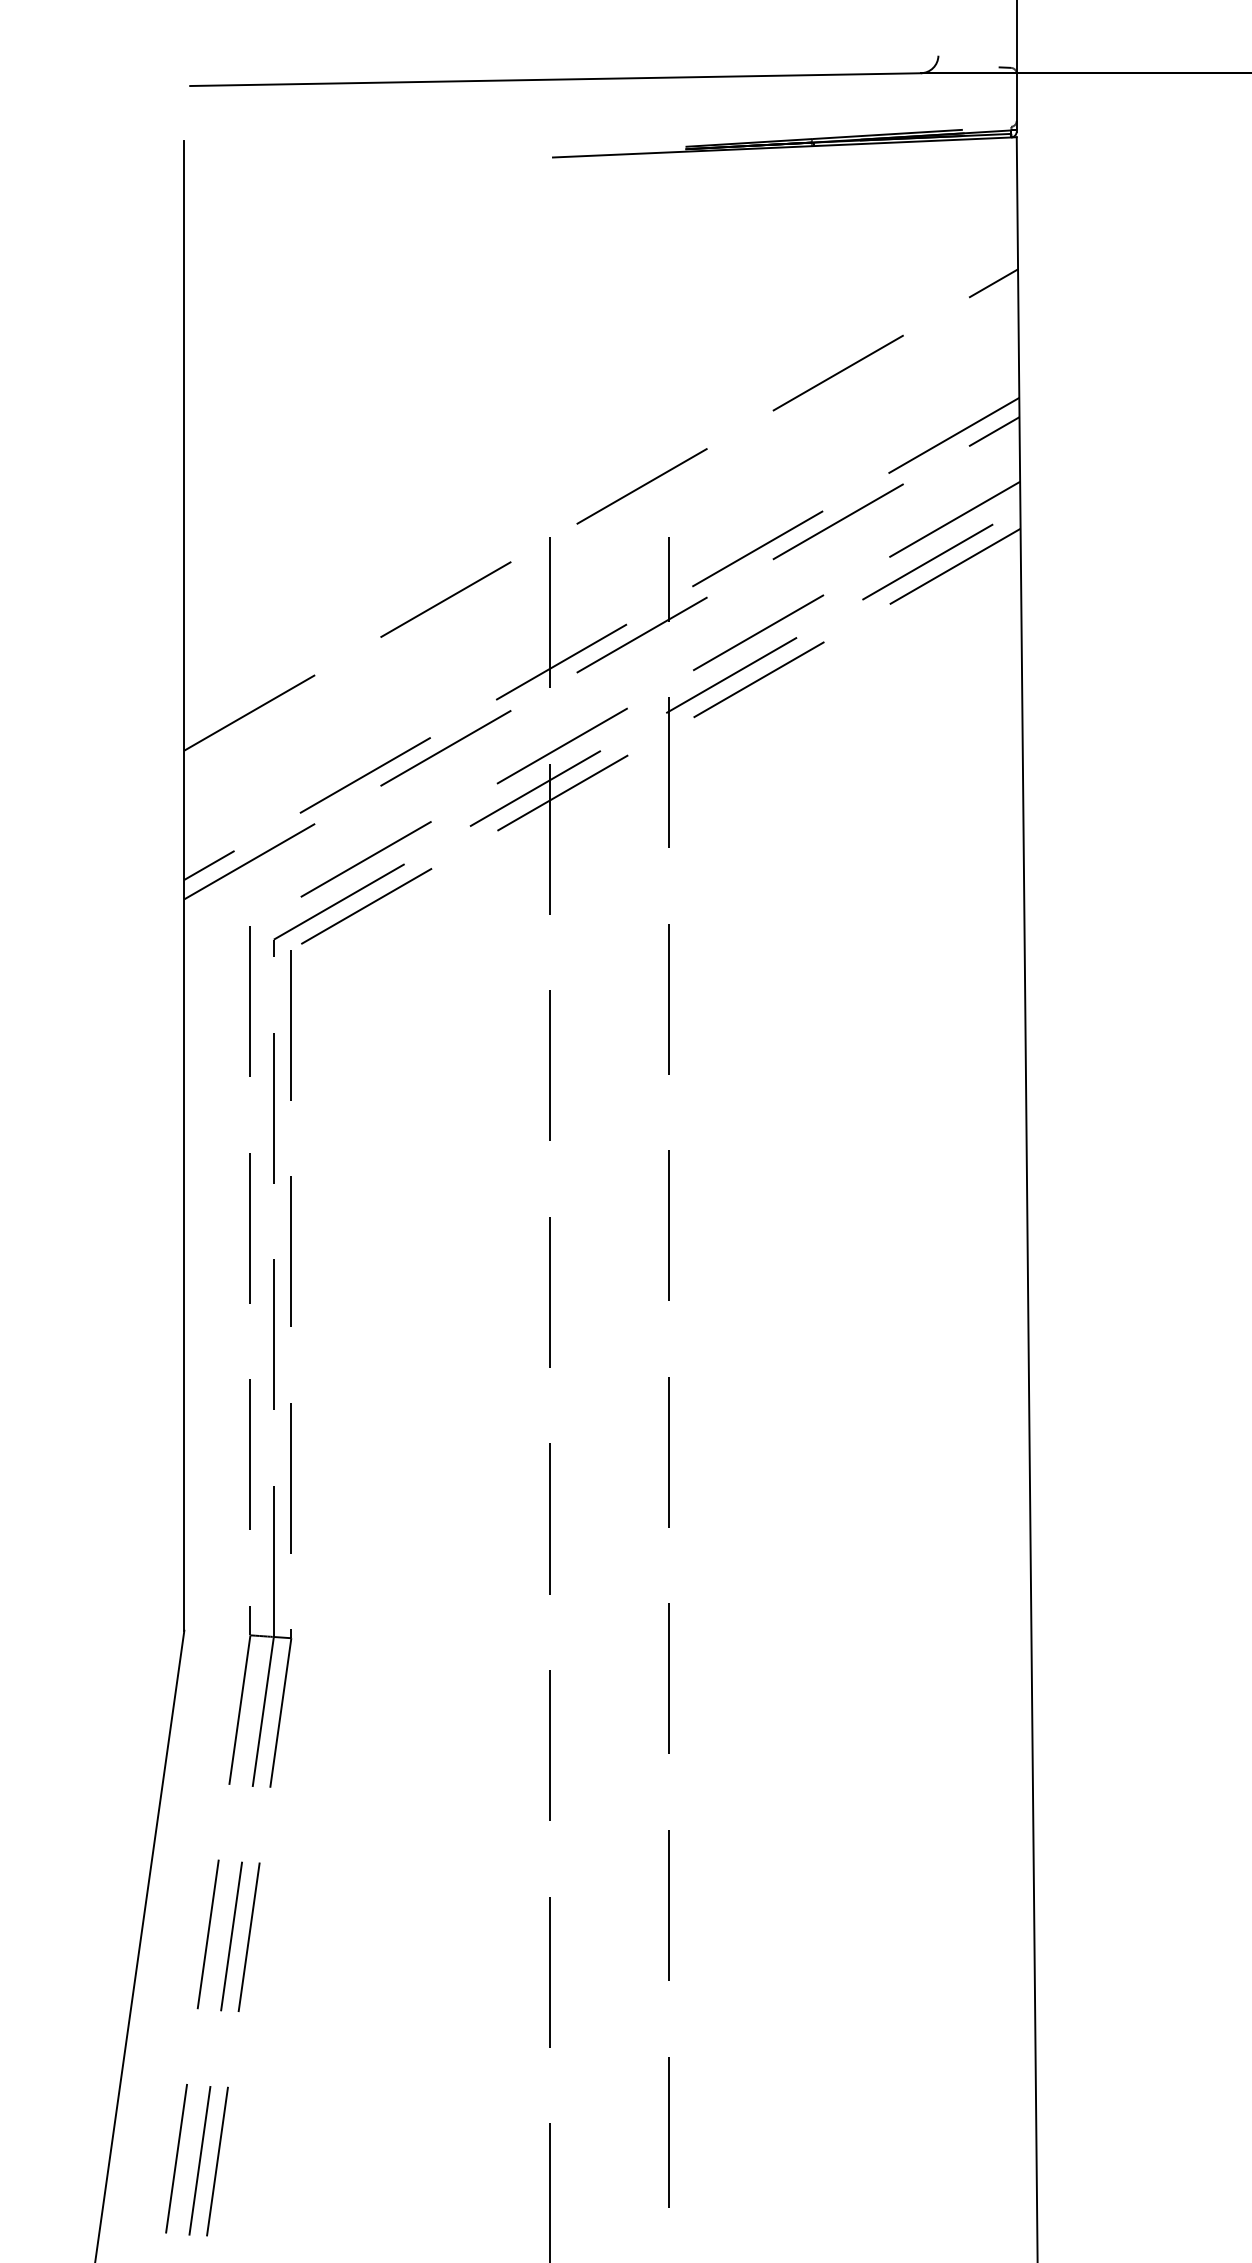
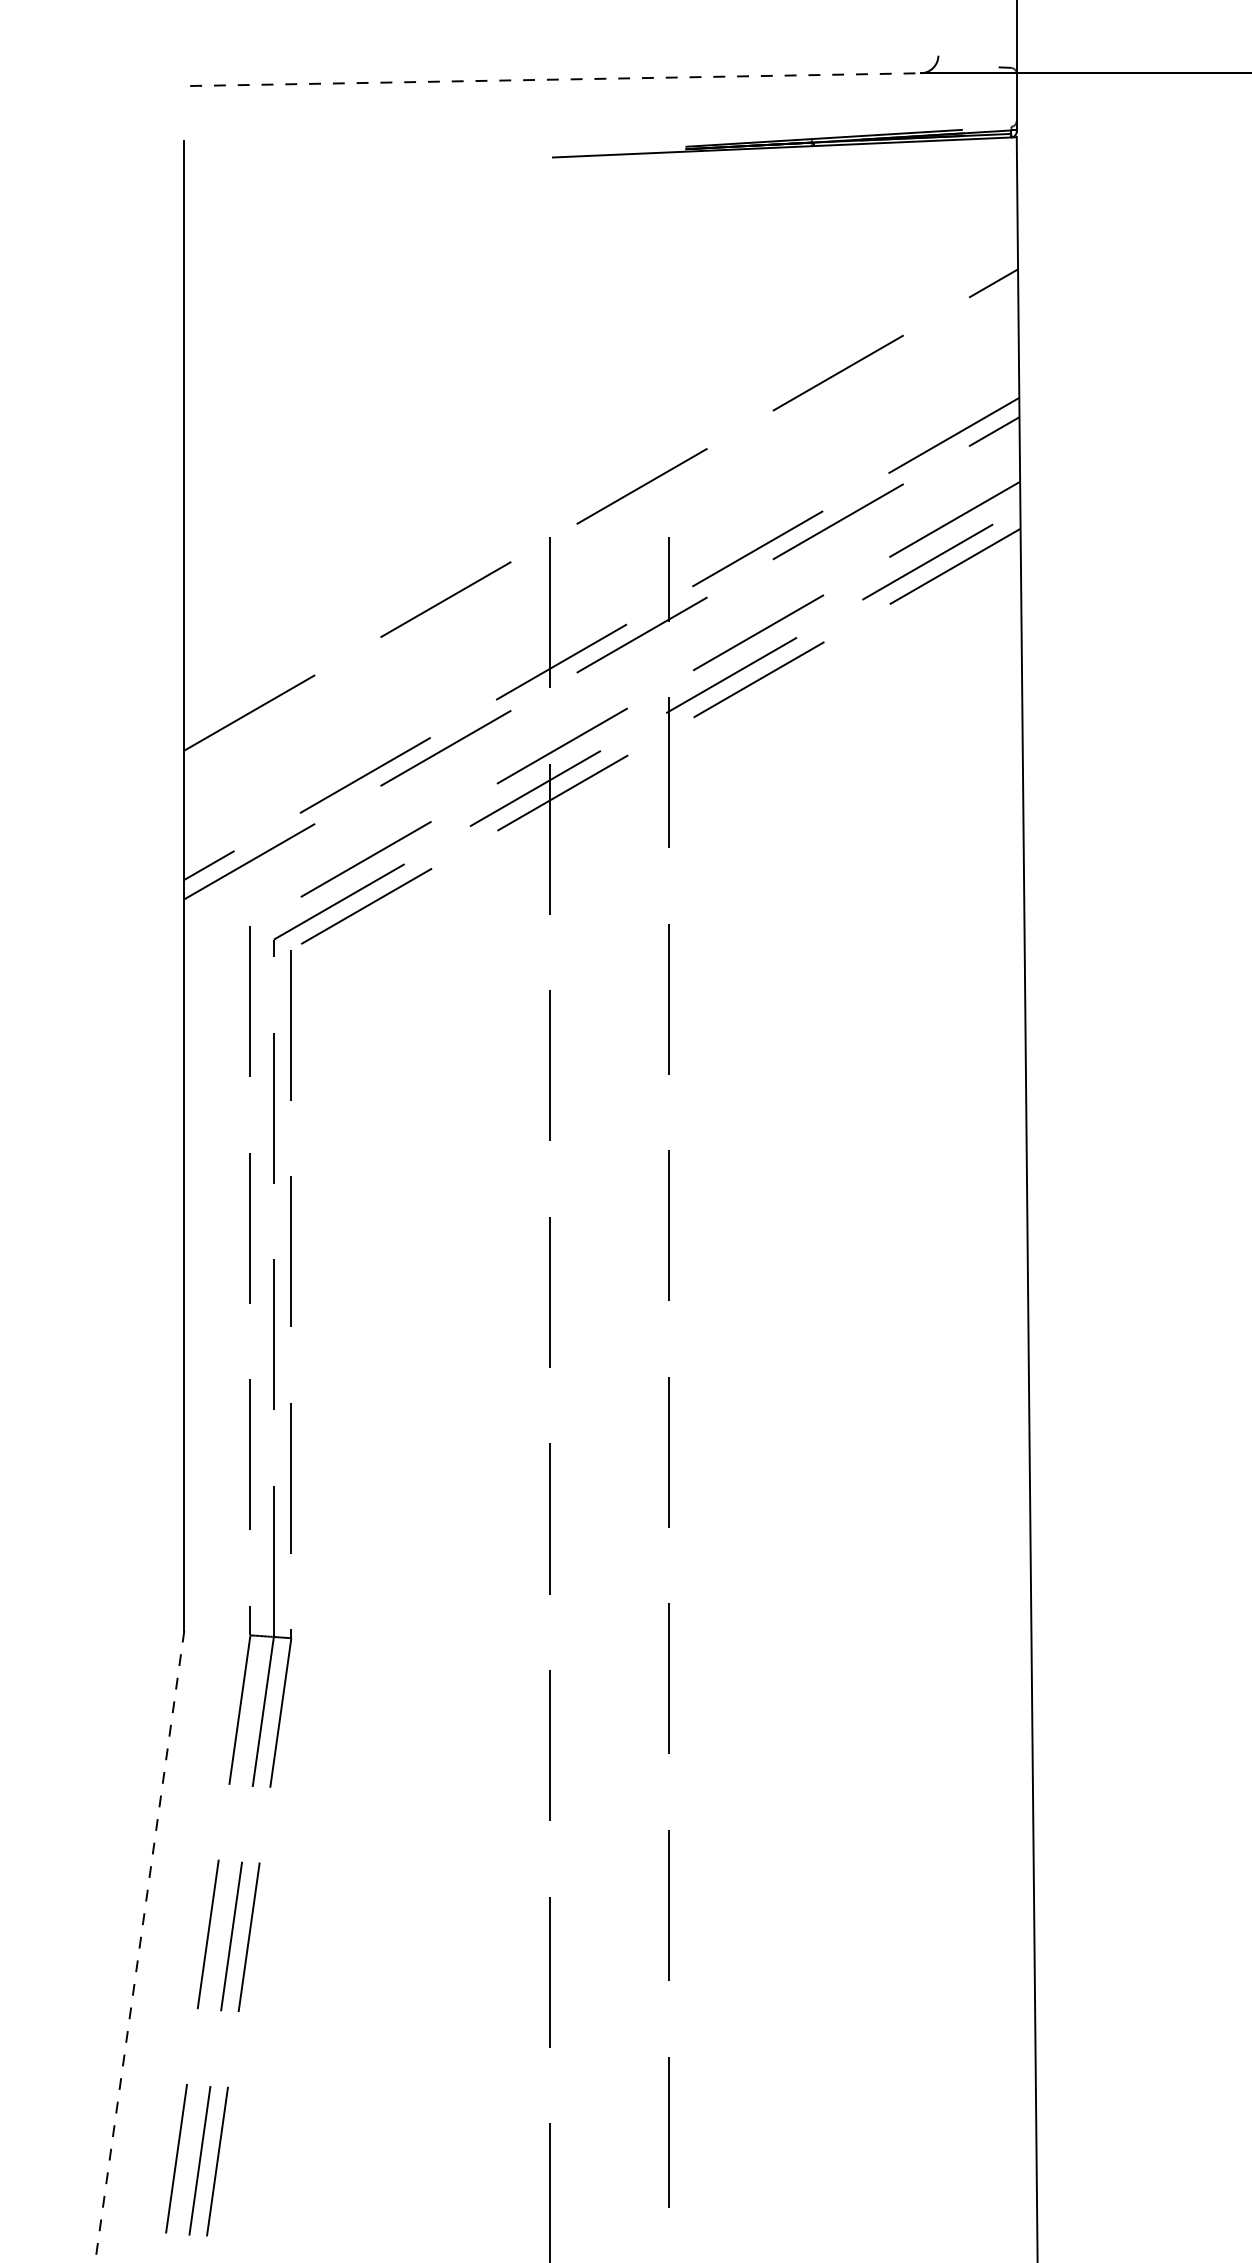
line: solid -> dashed (556, 79)
line: solid -> dashed (139, 1946)
